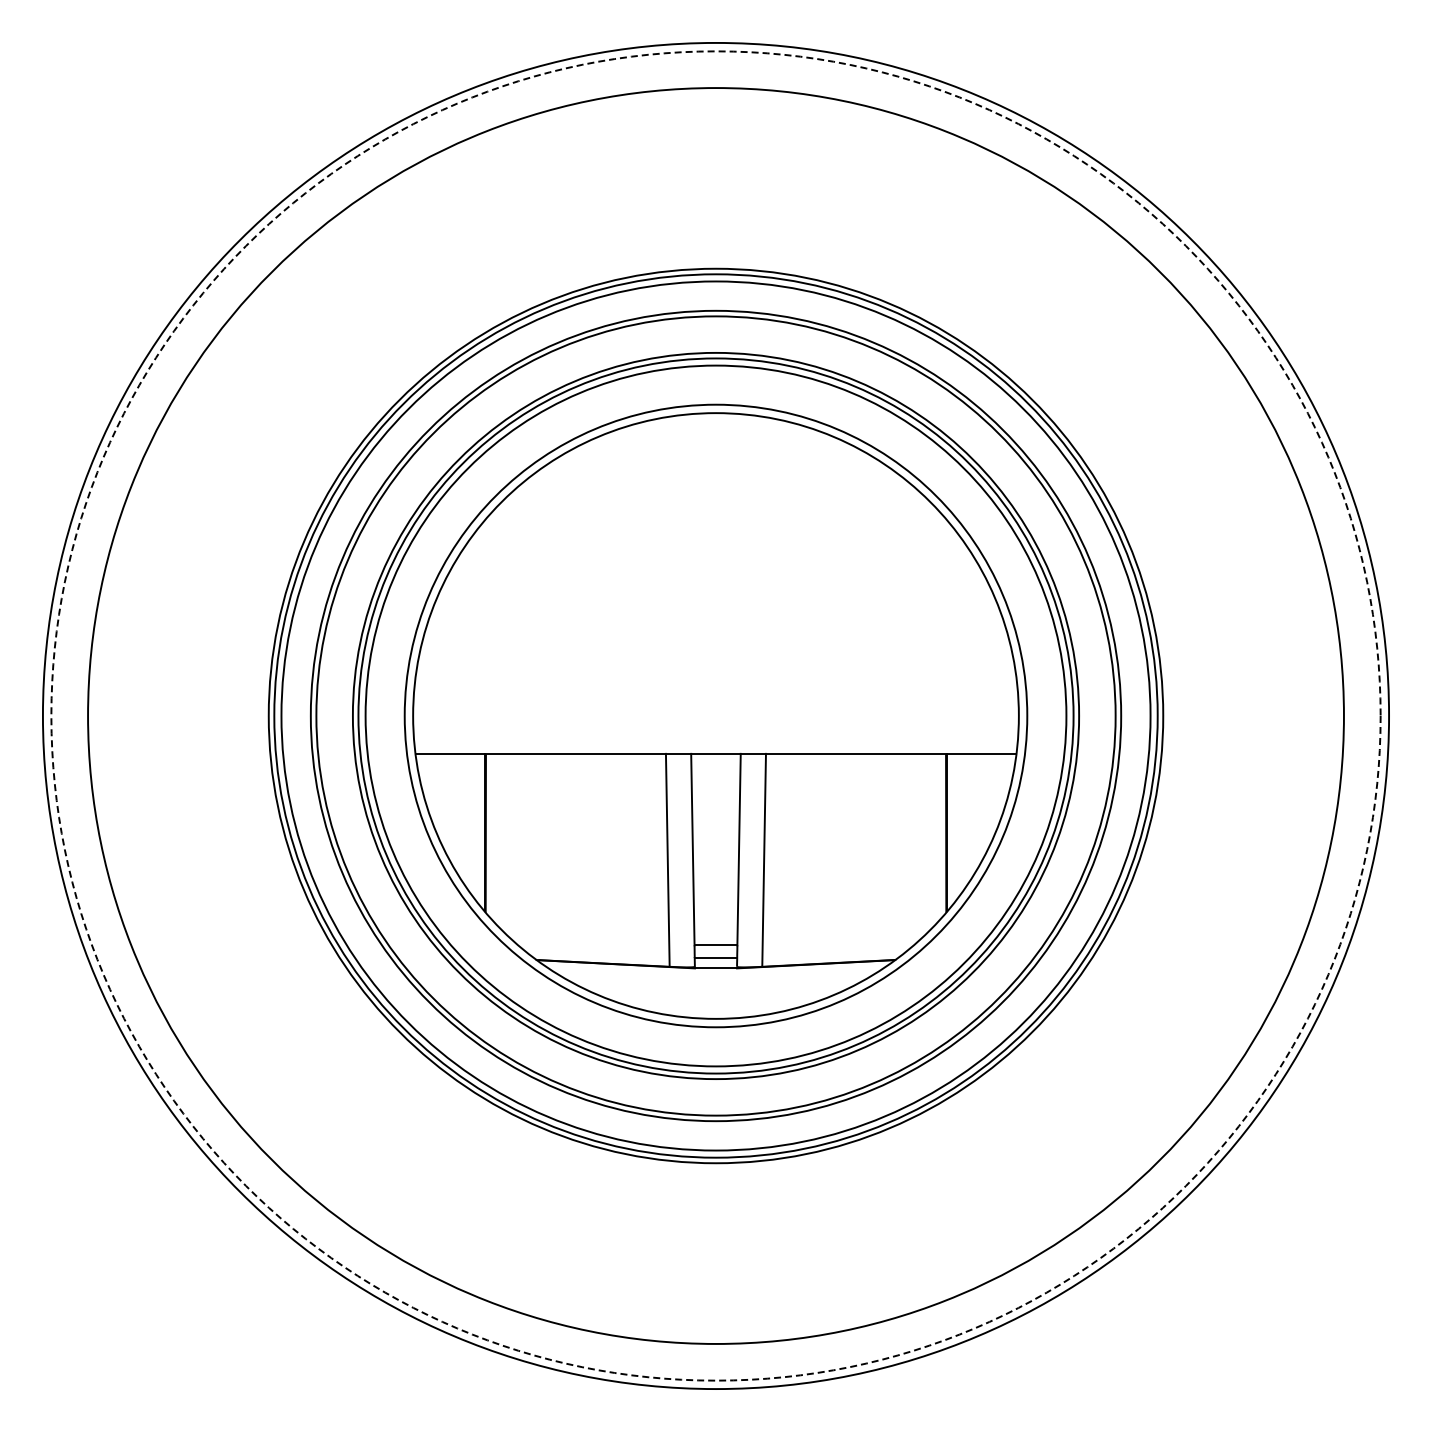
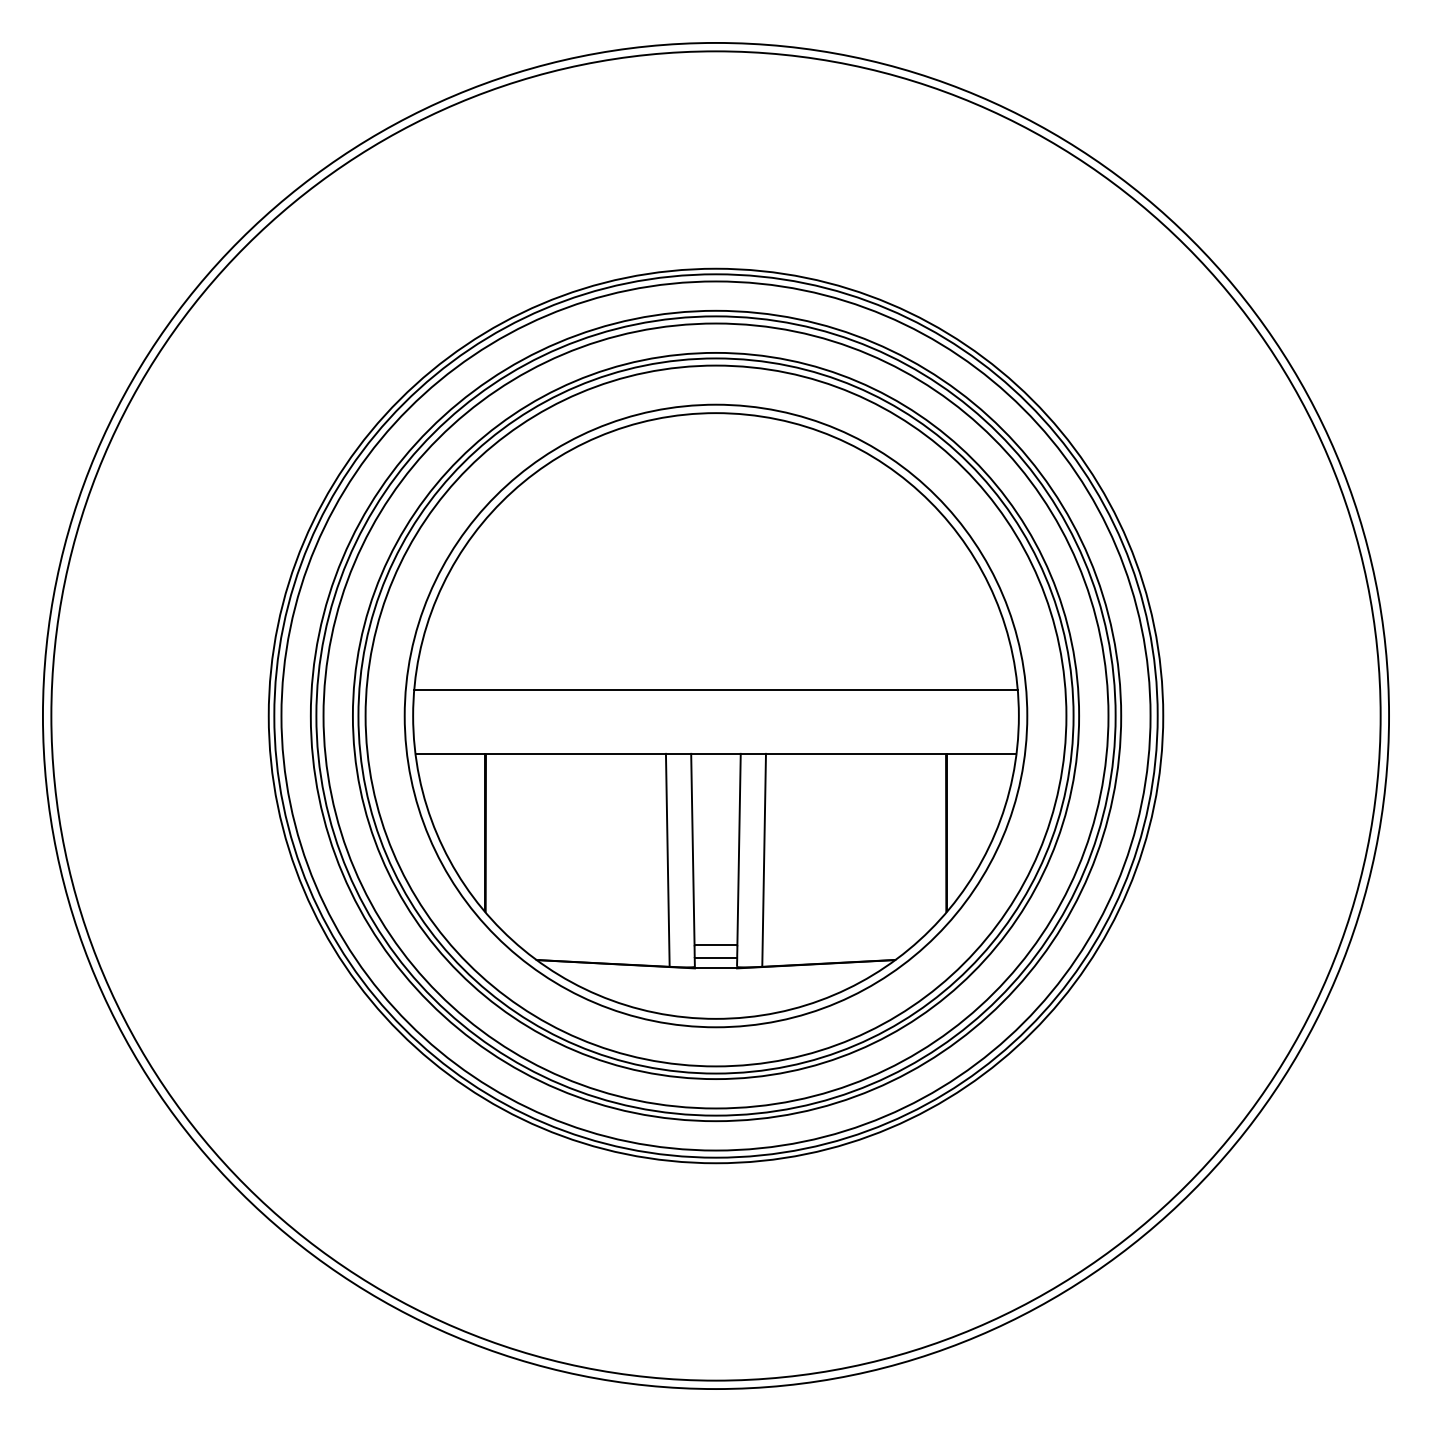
line: none -> present (715, 690)
circle diameter: 1256 px -> 785 px (715, 715)
circle: dashed -> solid (715, 715)
